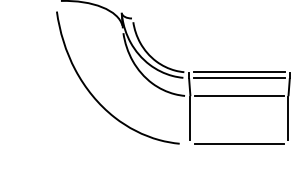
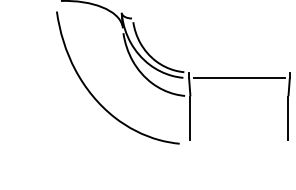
line: present -> none (239, 72)
line: present -> none (239, 96)
line: present -> none (239, 144)
